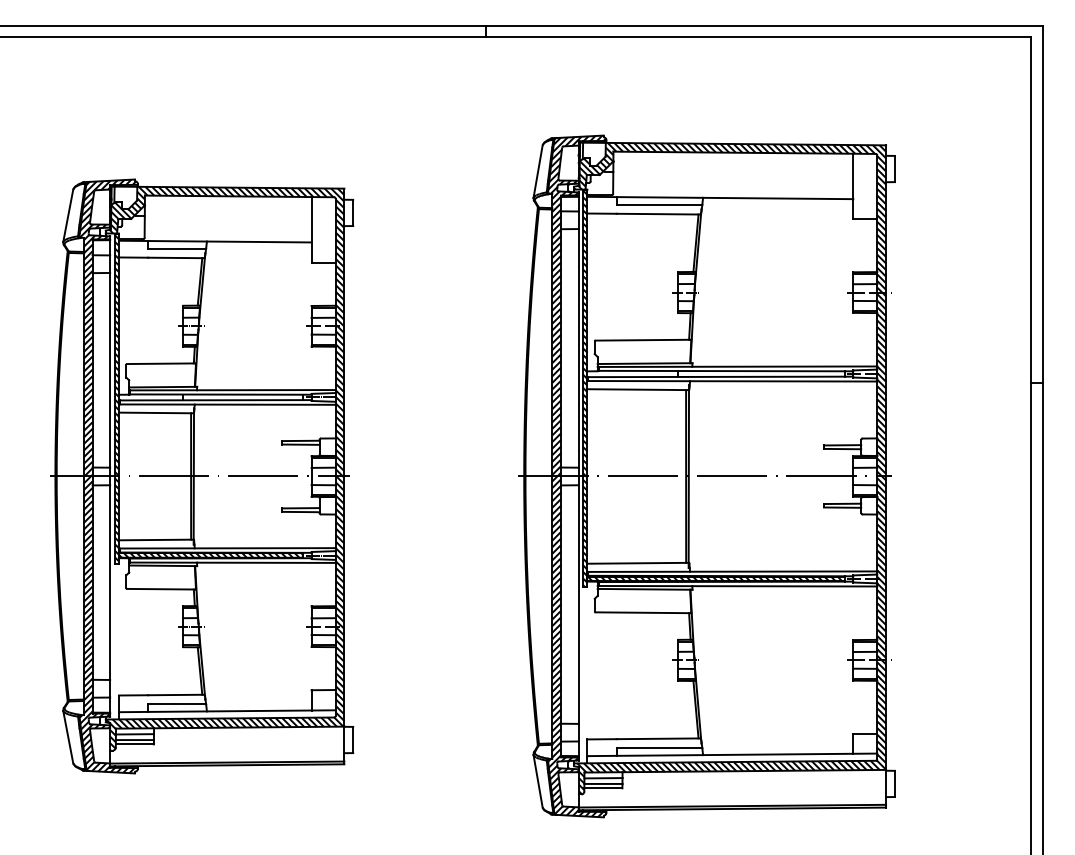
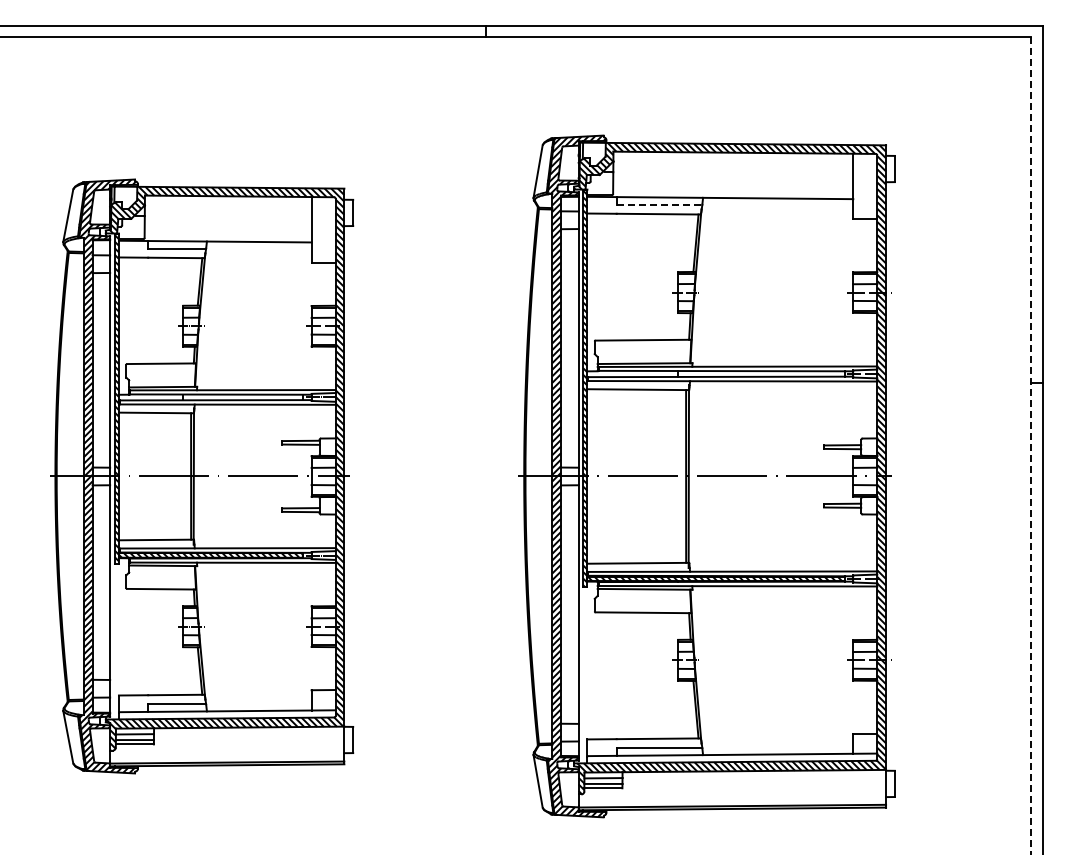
line: solid -> dashed (659, 204)
line: solid -> dashed (1031, 446)
